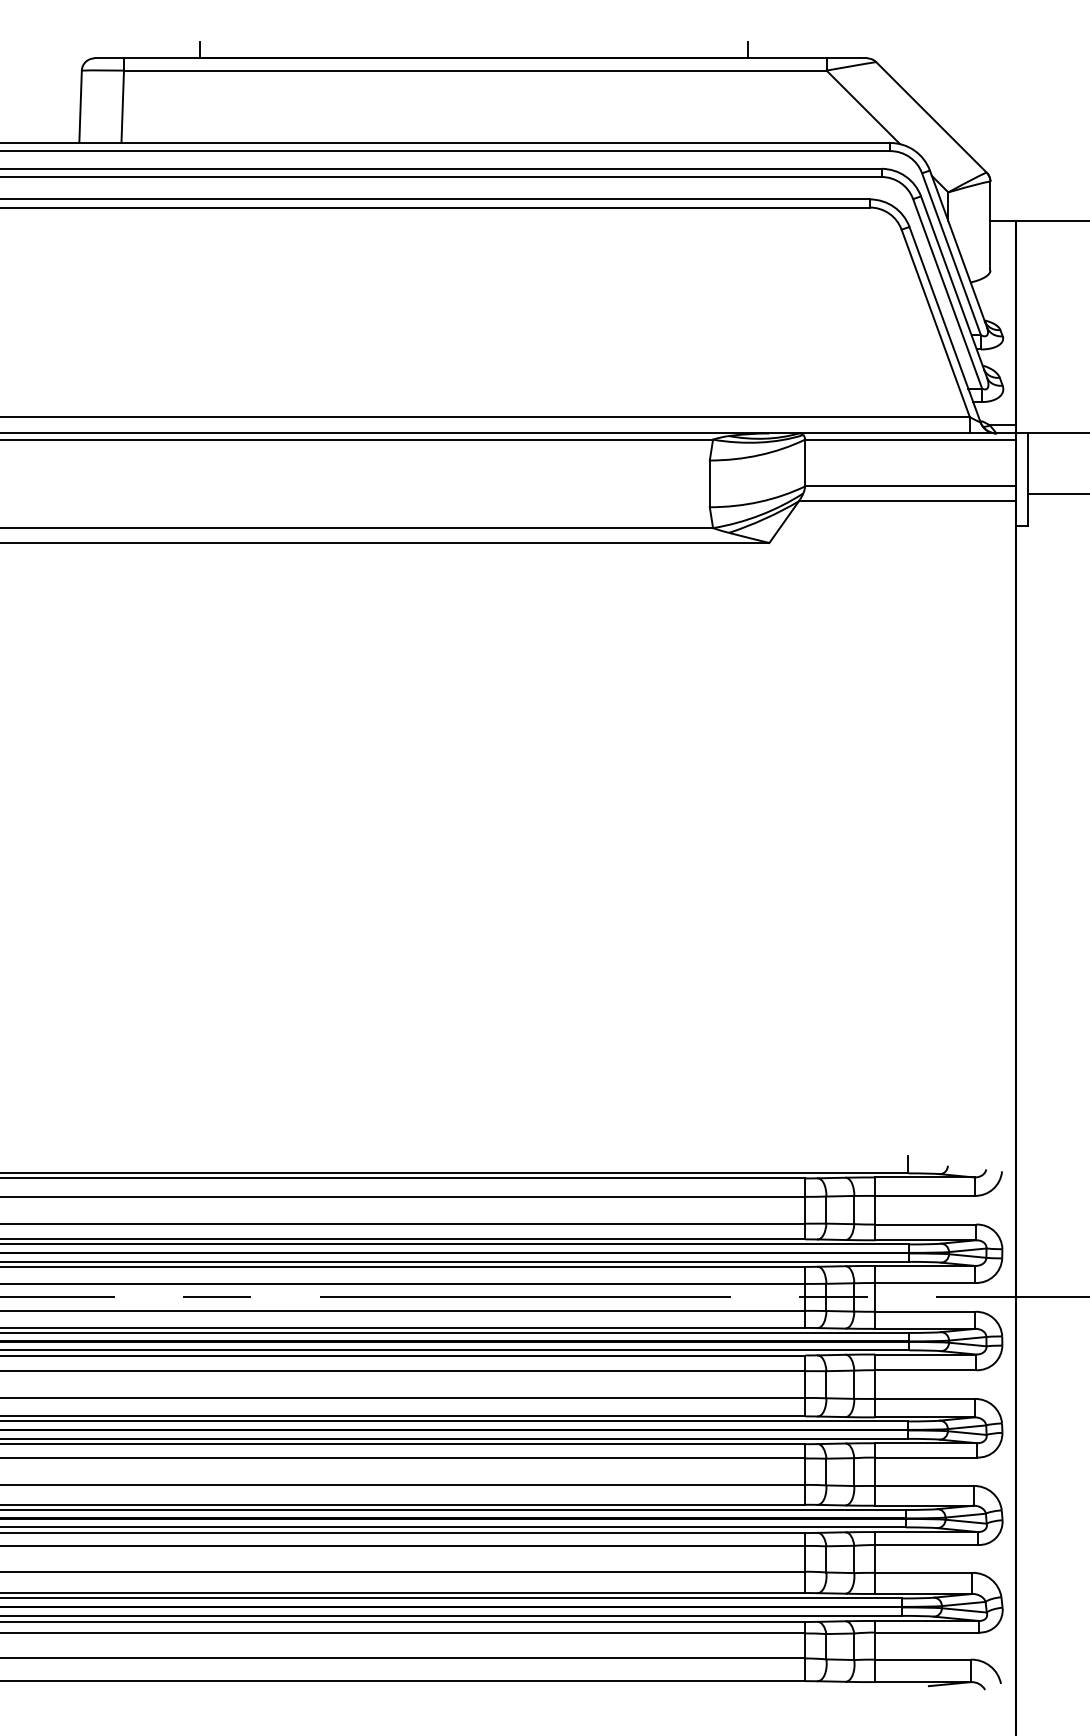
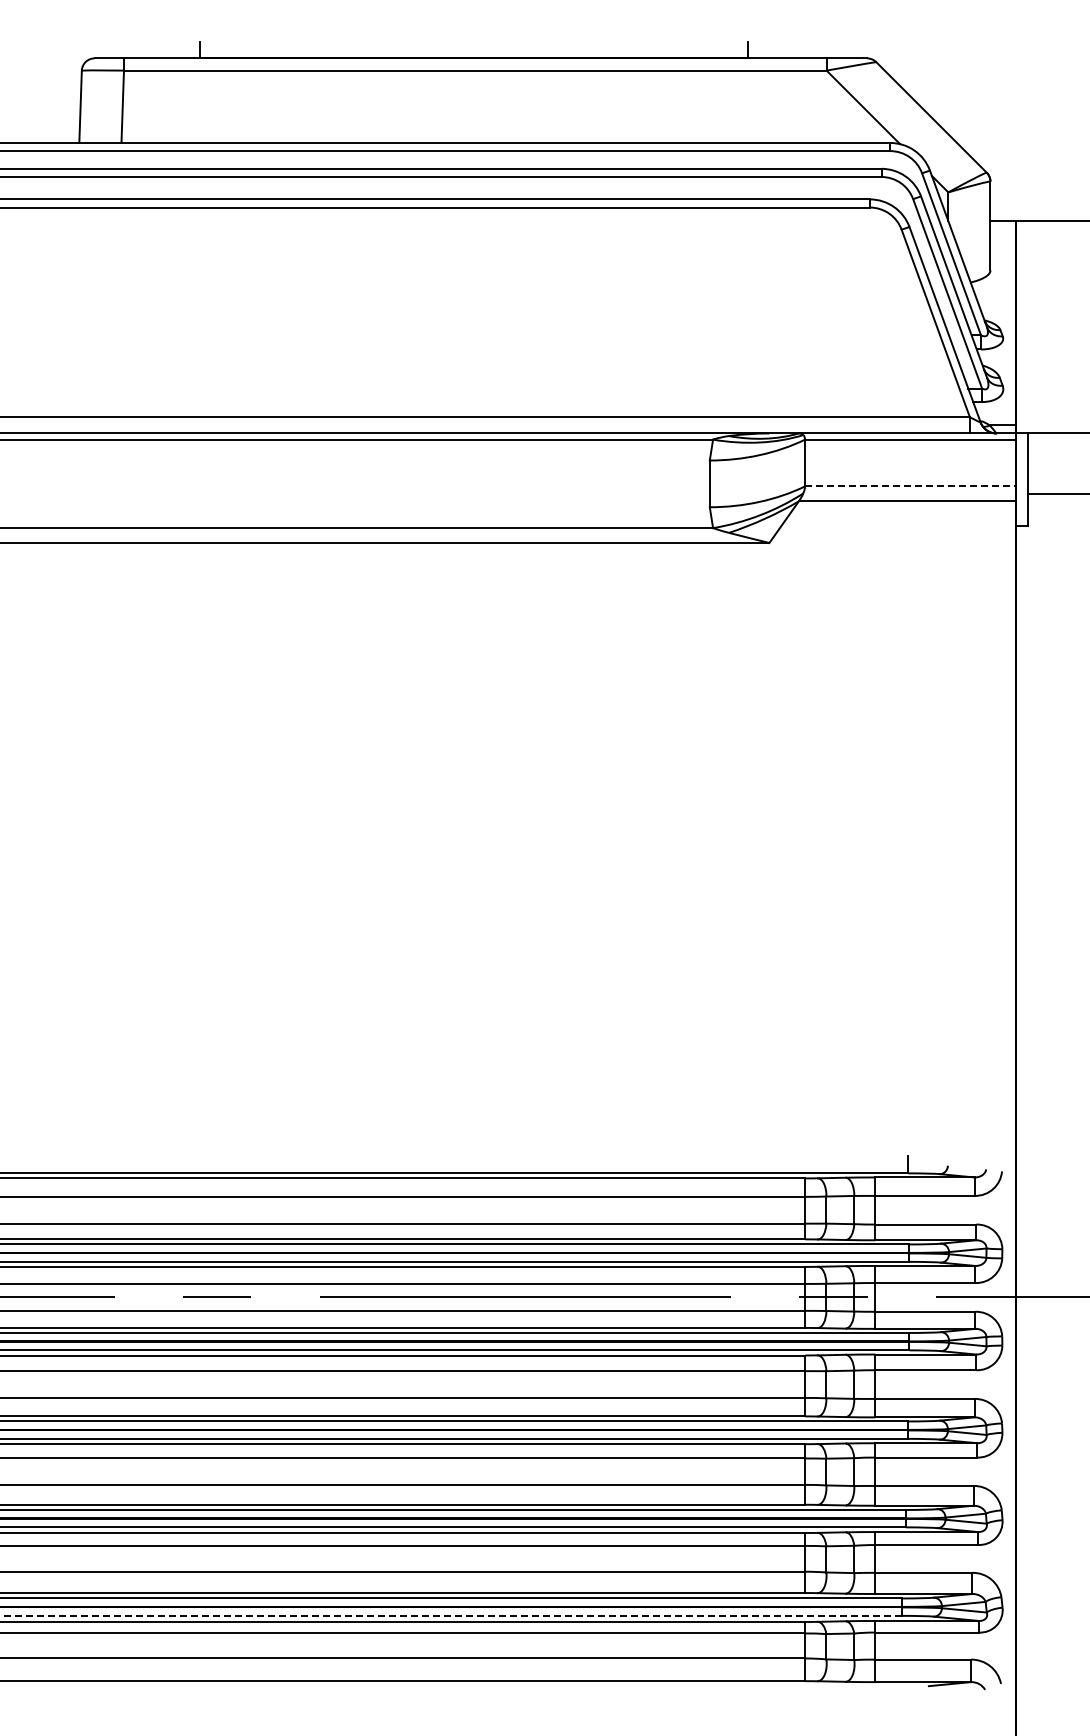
line: solid -> dashed (910, 486)
line: solid -> dashed (451, 1615)
